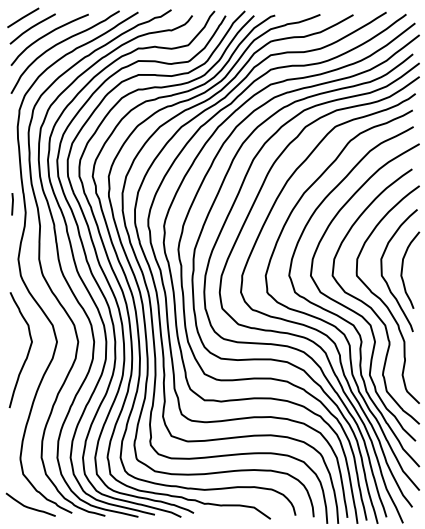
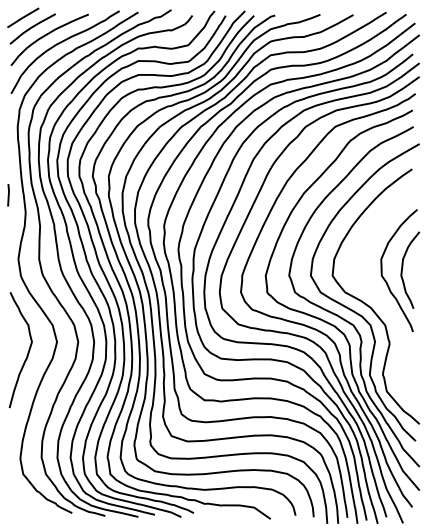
line position: (12, 204) -> (8, 195) (8, 195)
curve: present -> none (381, 298)
curve: present -> none (28, 506)
